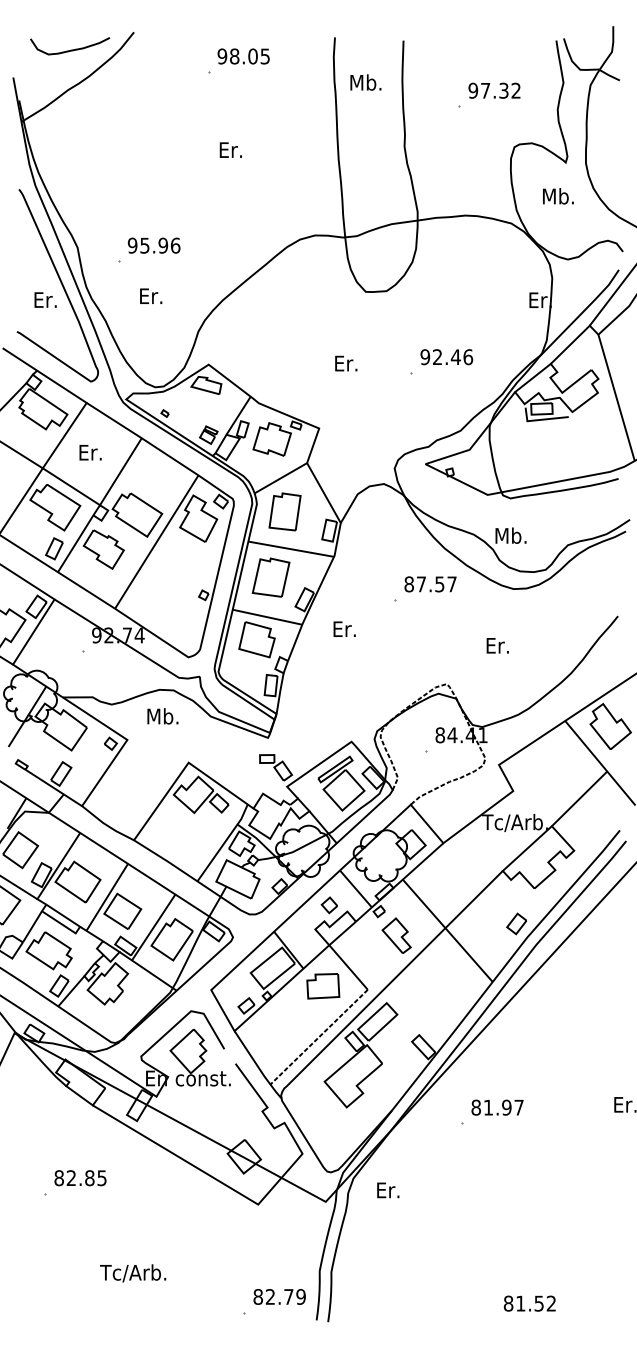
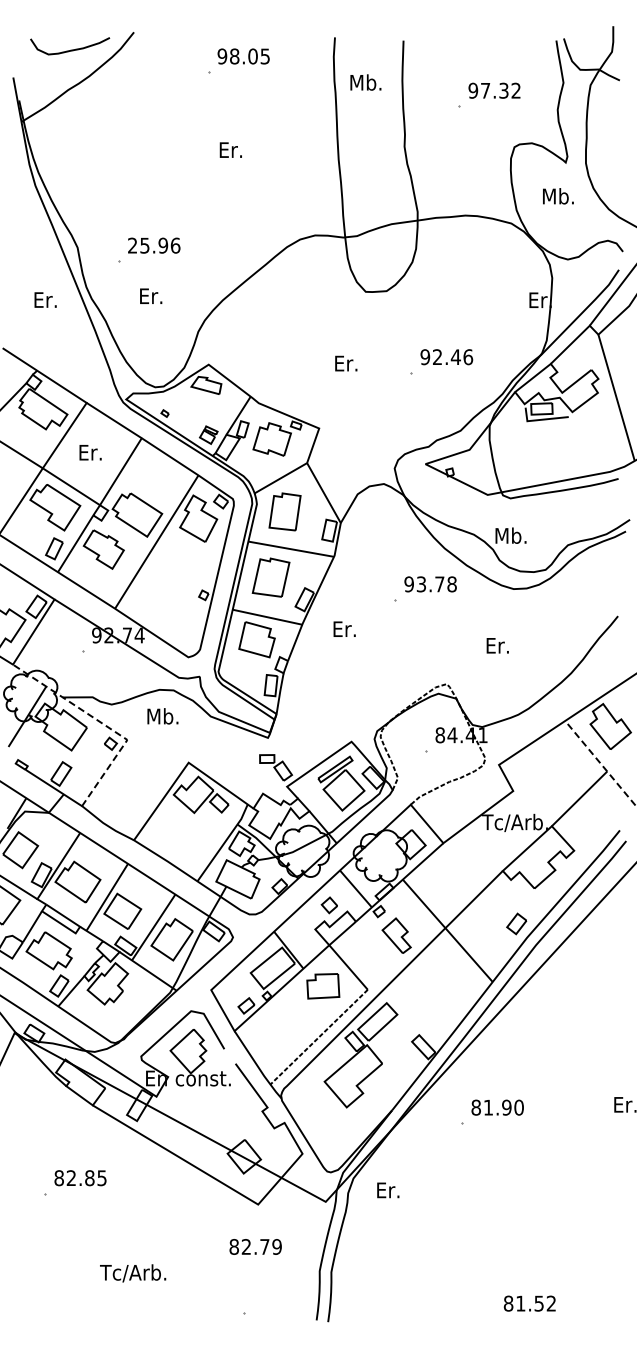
text: 95.96 -> 25.96 (132, 245)
curve: present -> none (61, 285)
text: 87.57 -> 93.78 (430, 584)
line: solid -> dashed (104, 724)
line: solid -> dashed (600, 763)
text: 81.97 -> 81.90 (518, 1107)
text position: (279, 1296) -> (255, 1246) (255, 1246)
